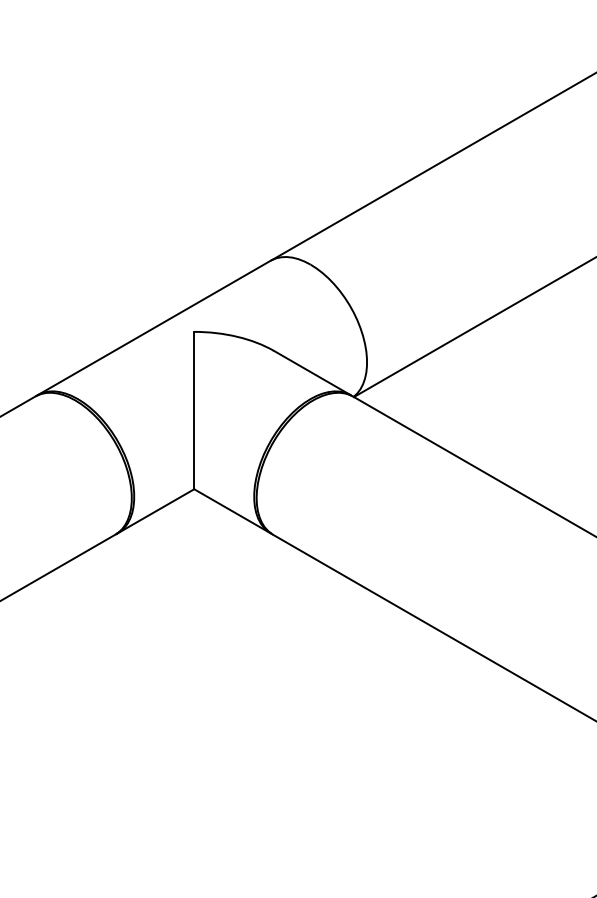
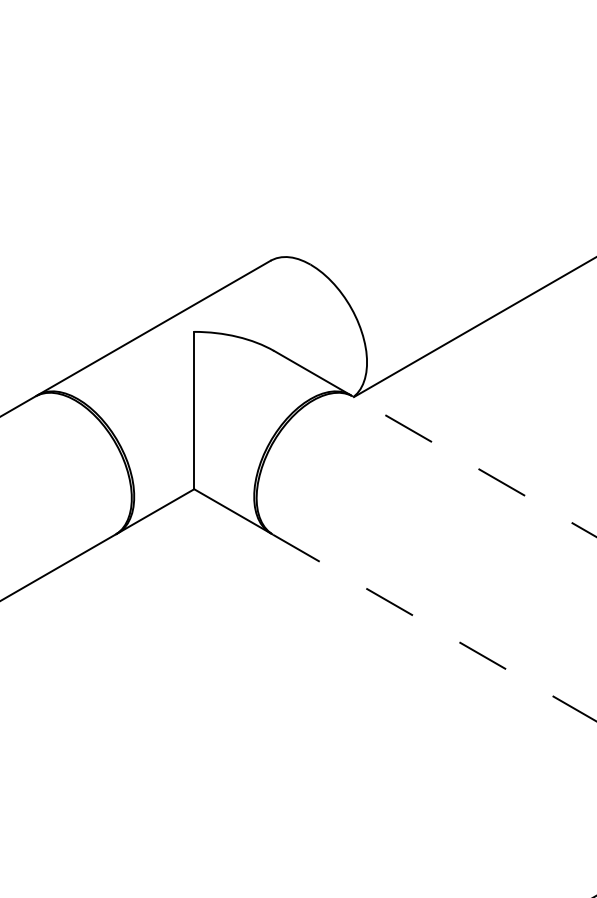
line: present -> none (432, 166)
line: solid -> dashed (474, 466)
line: solid -> dashed (434, 628)
